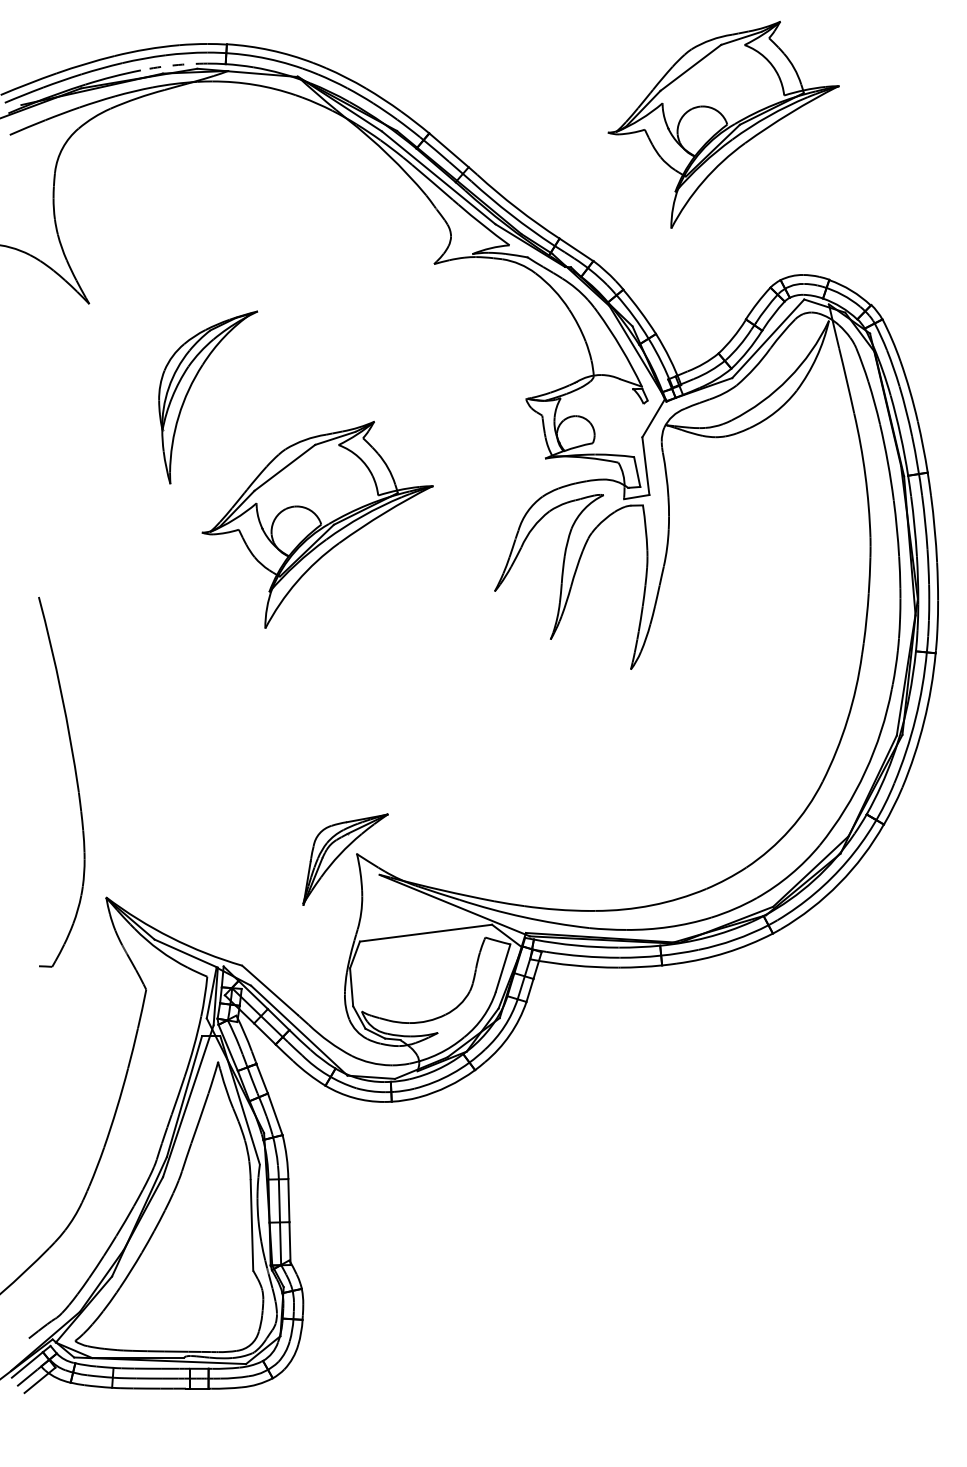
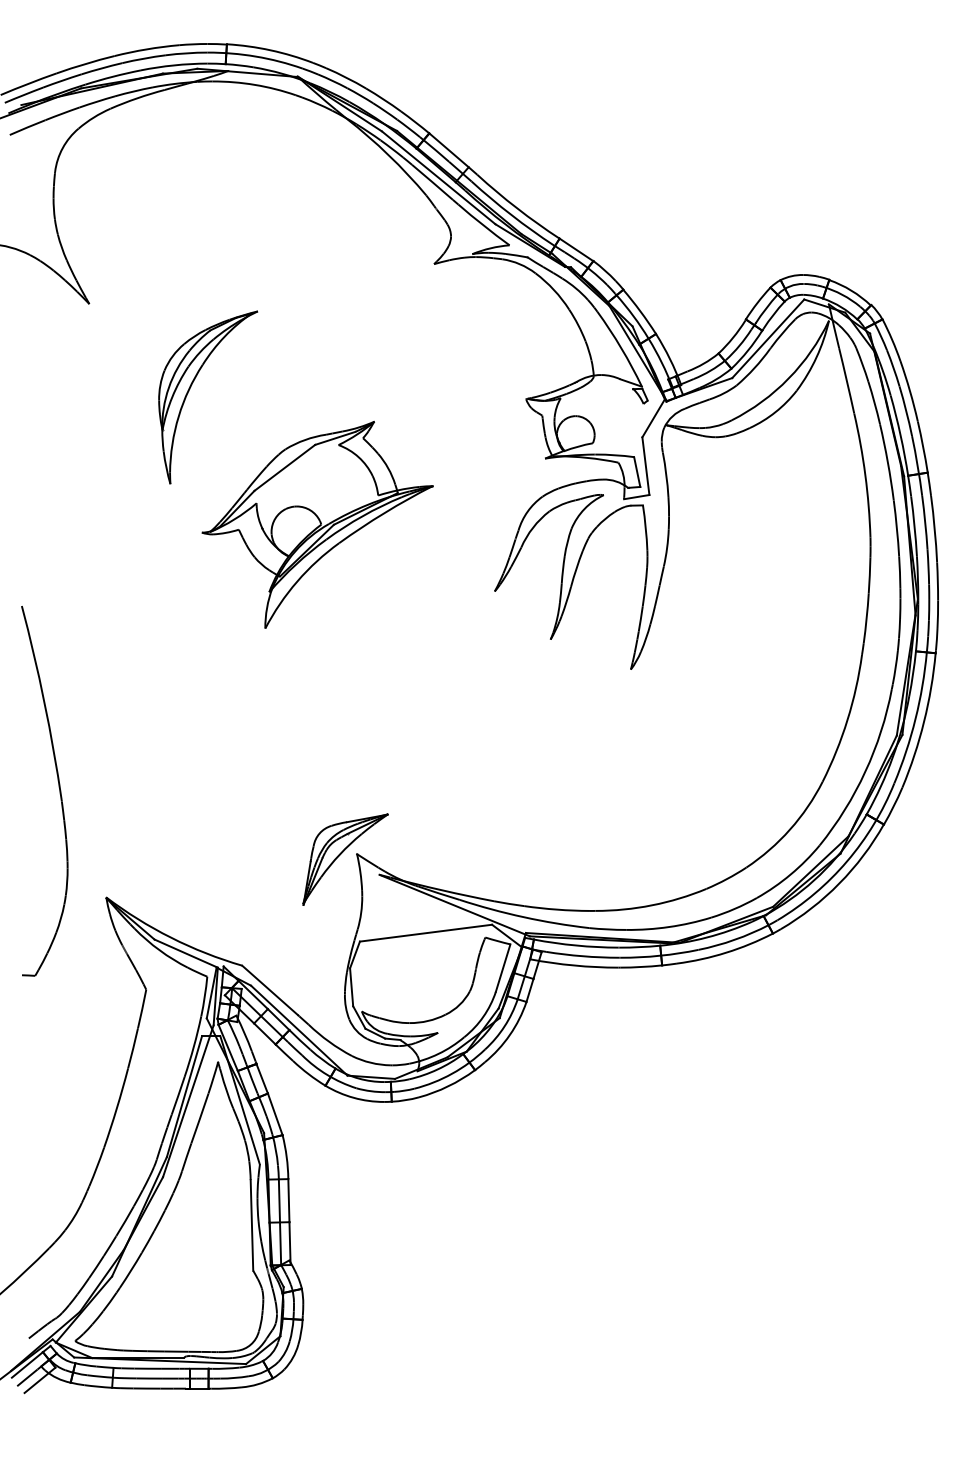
arc: dashed -> solid (174, 65)
part: present -> none (723, 124)
part position: (75, 778) -> (58, 787) (58, 787)
